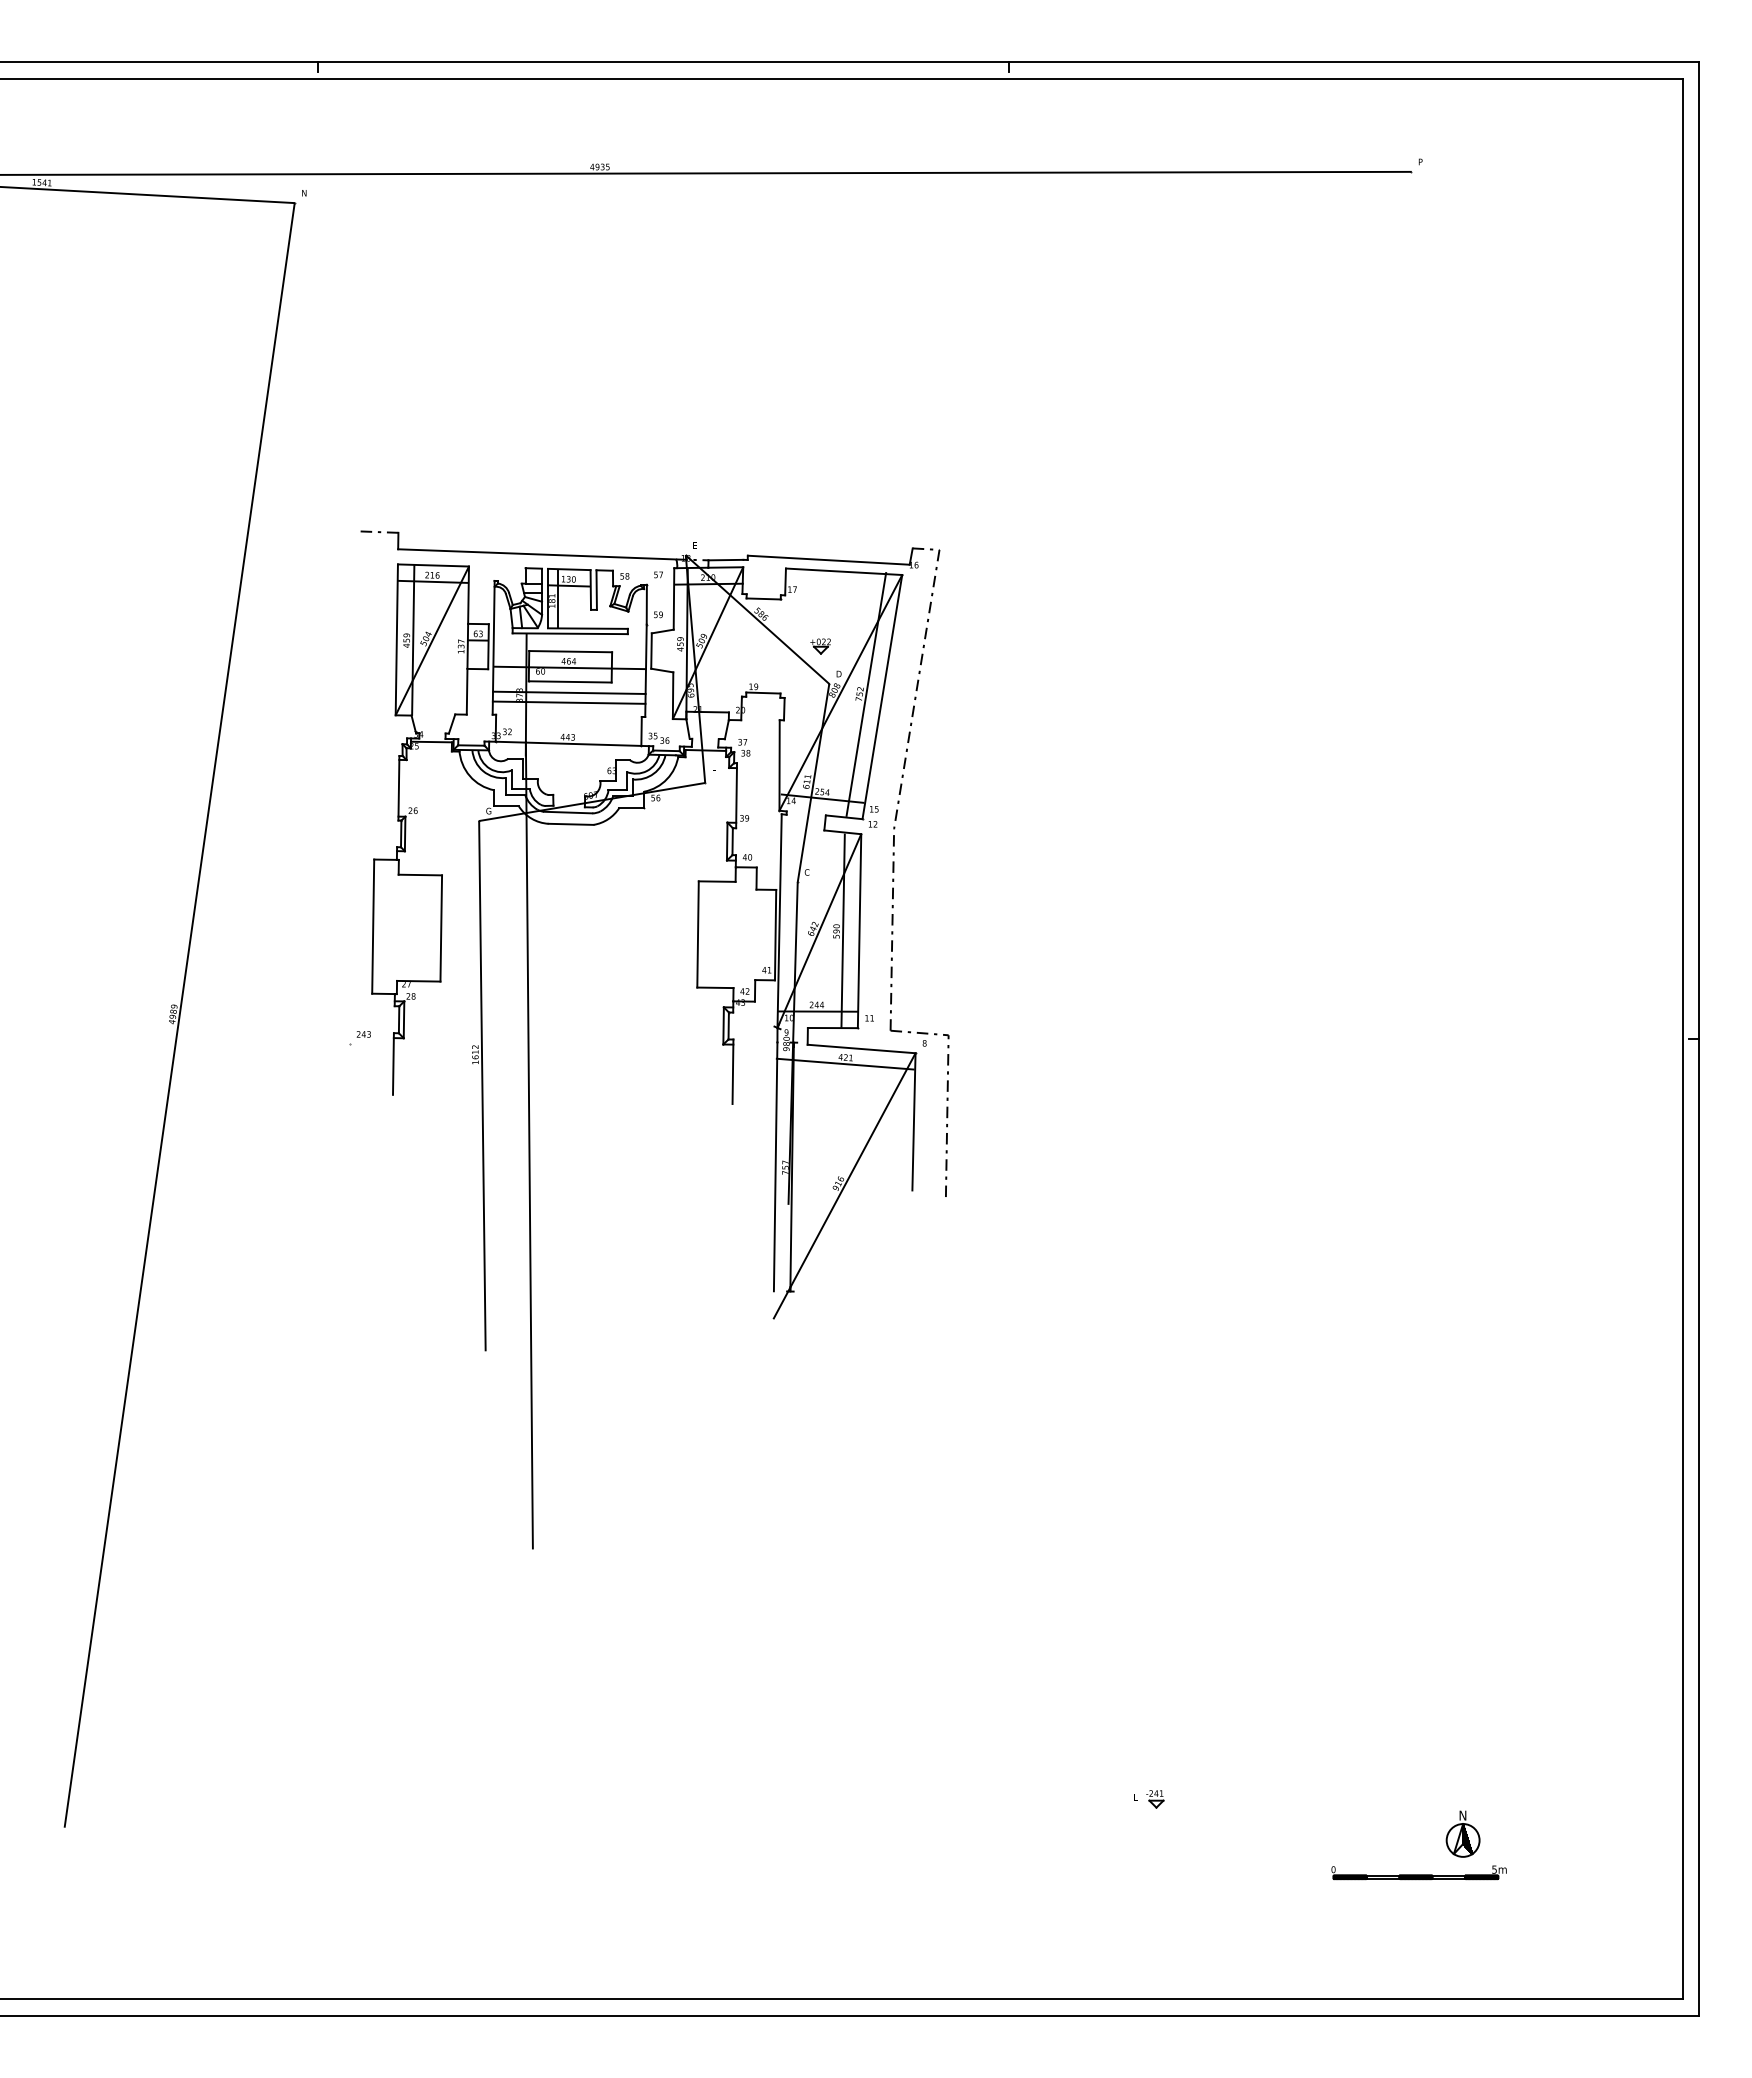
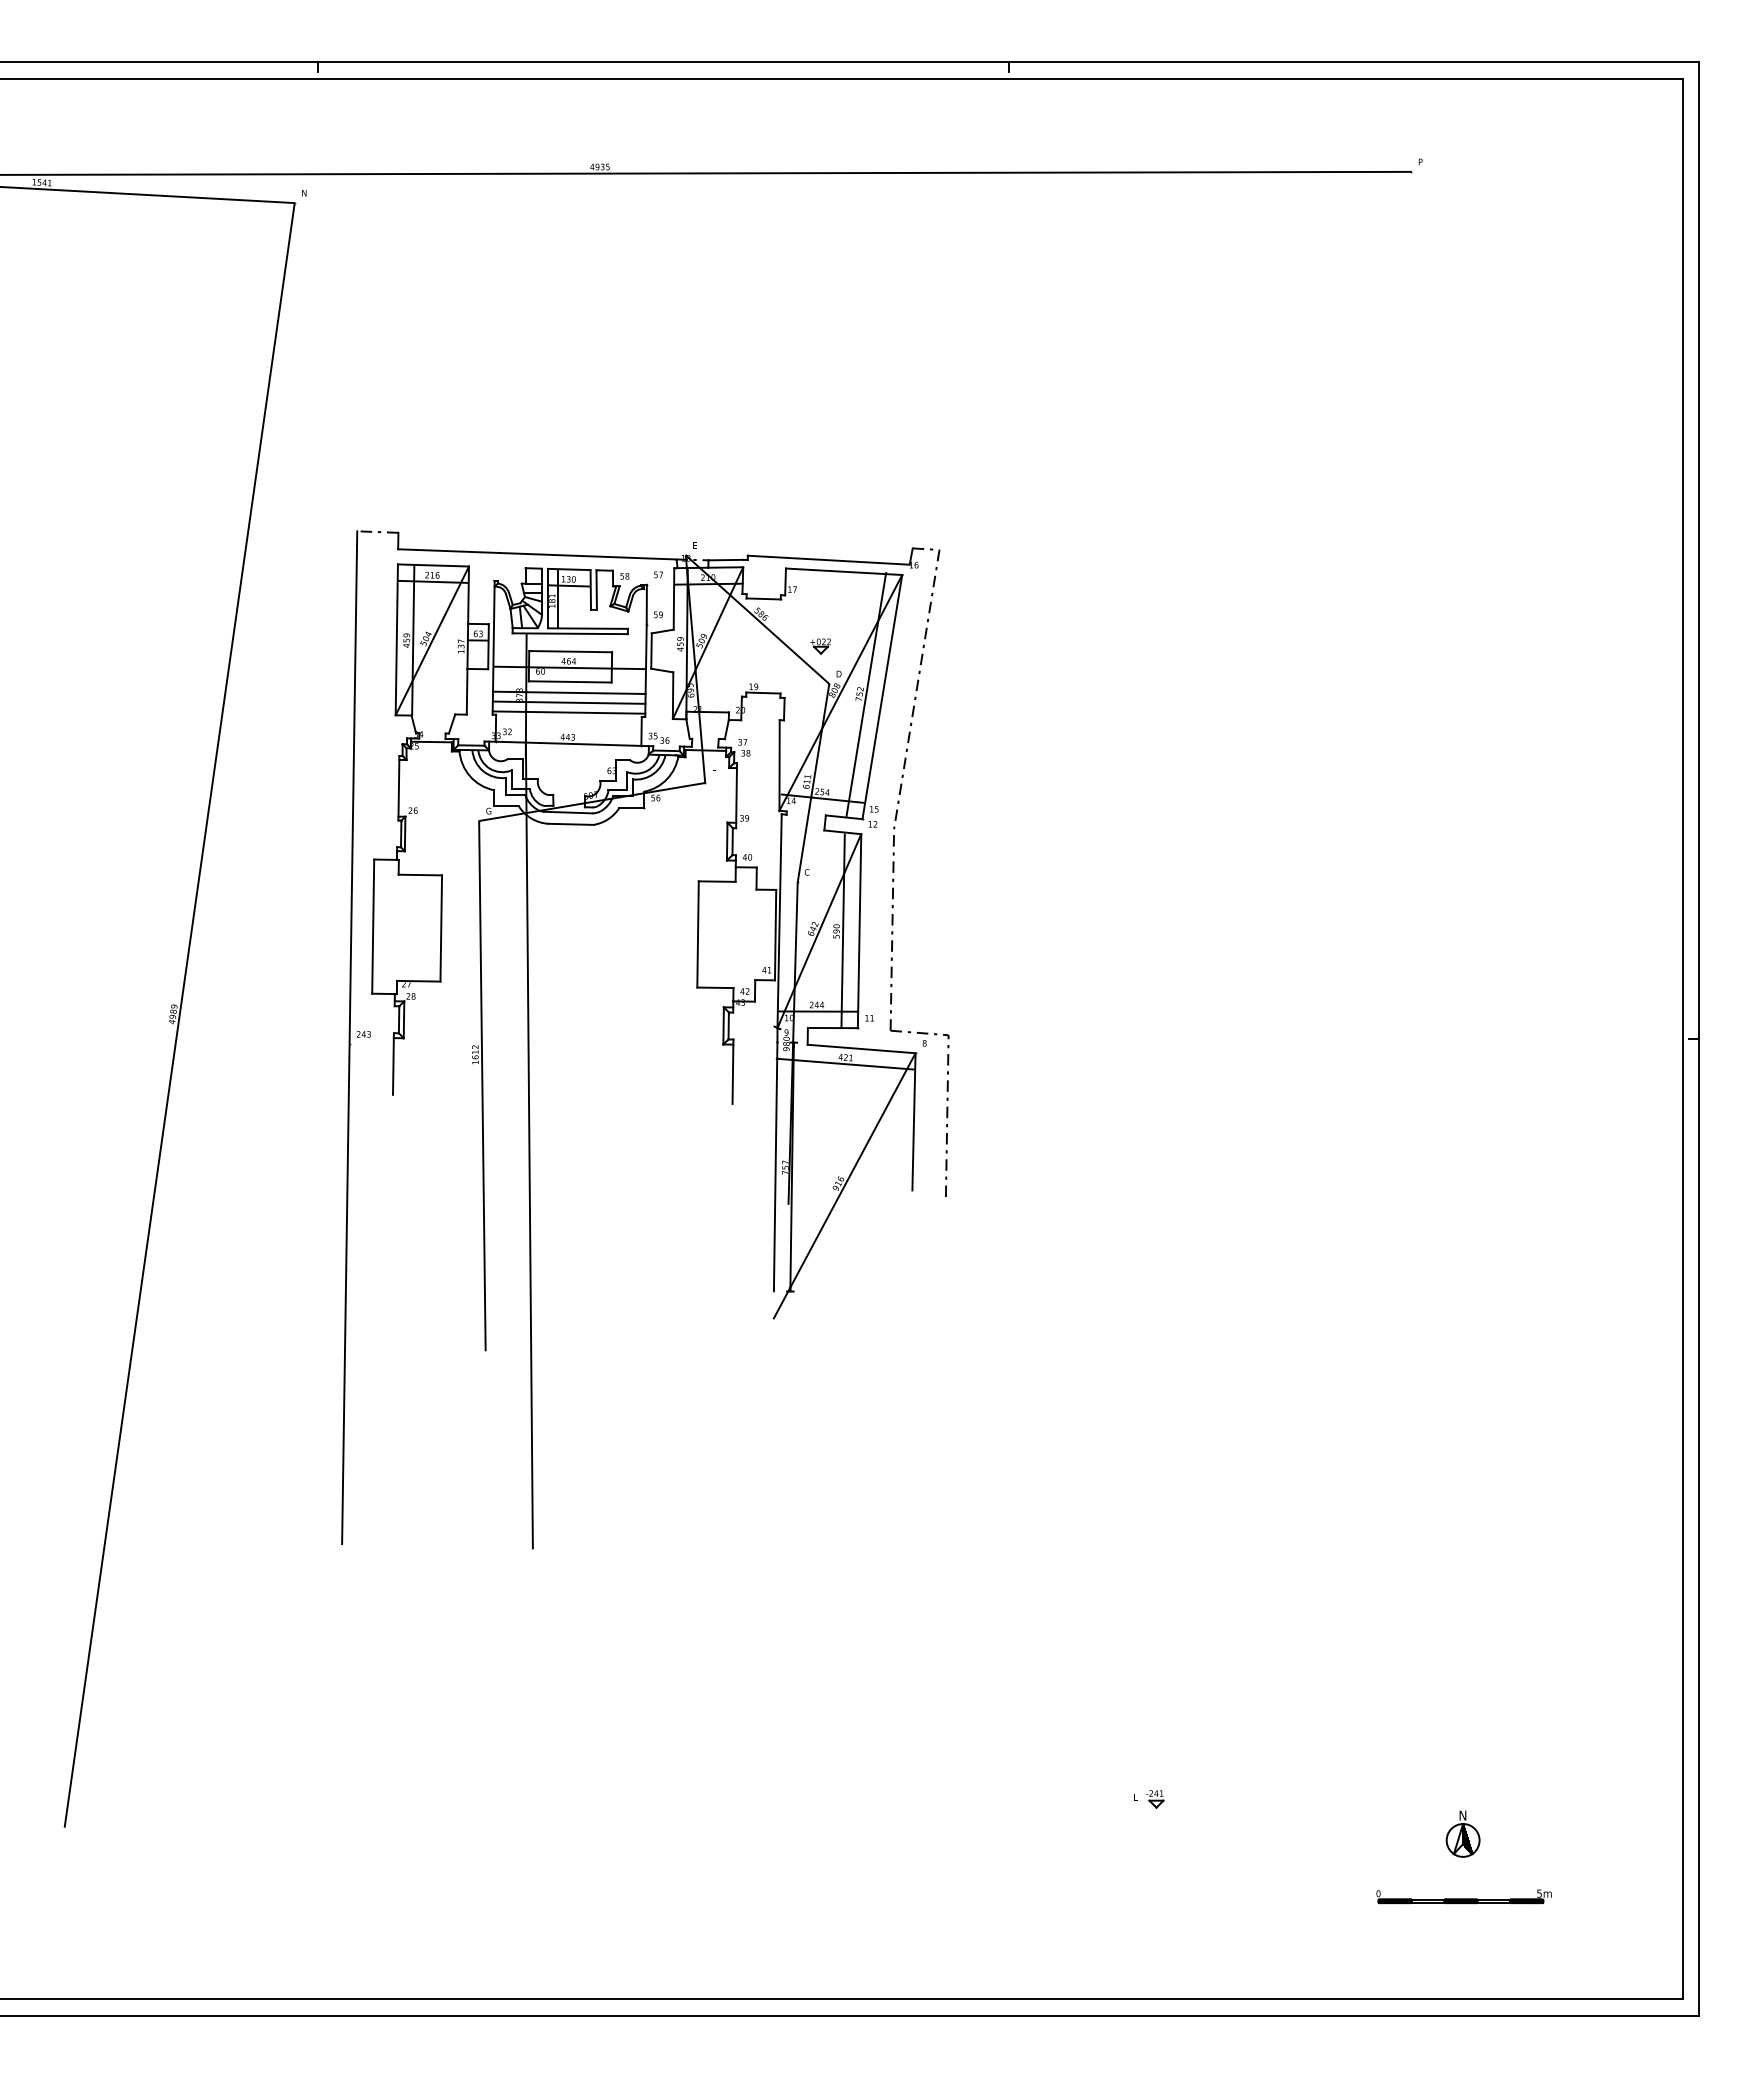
line: none -> present (568, 712)
line: none -> present (349, 1037)
part position: (1418, 1872) -> (1463, 1896) (1463, 1896)
